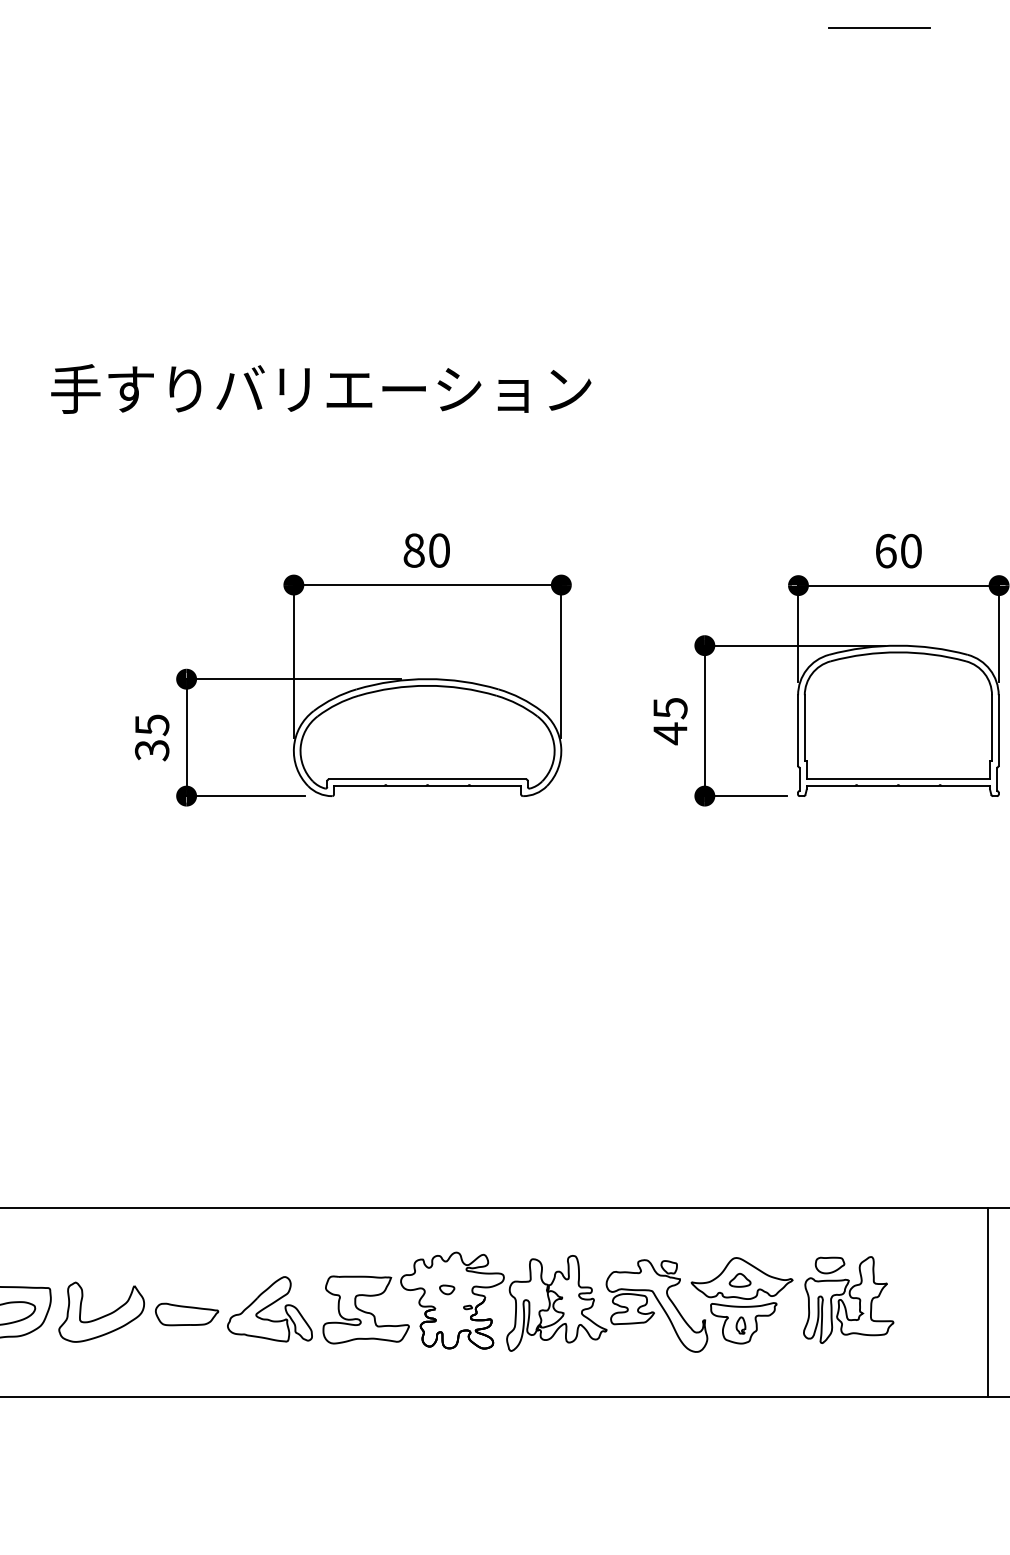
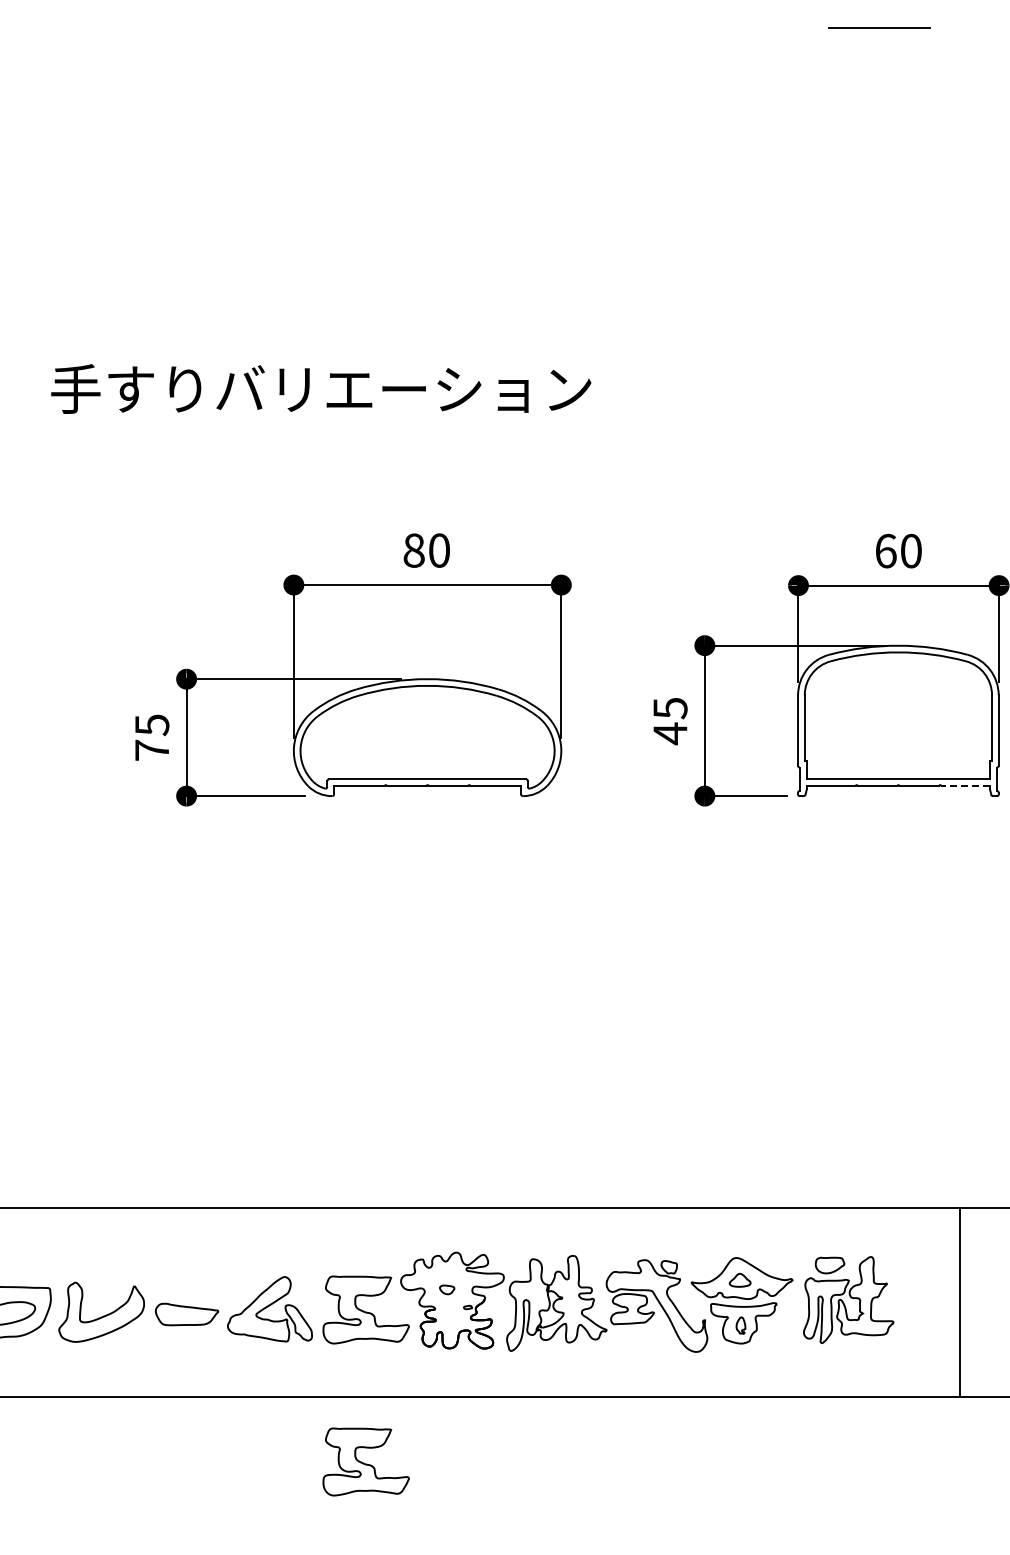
text: 35 -> 75 (151, 750)
line: solid -> dashed (965, 786)
line position: (987, 1302) -> (959, 1302) (959, 1302)
curve: none -> present (365, 1463)
